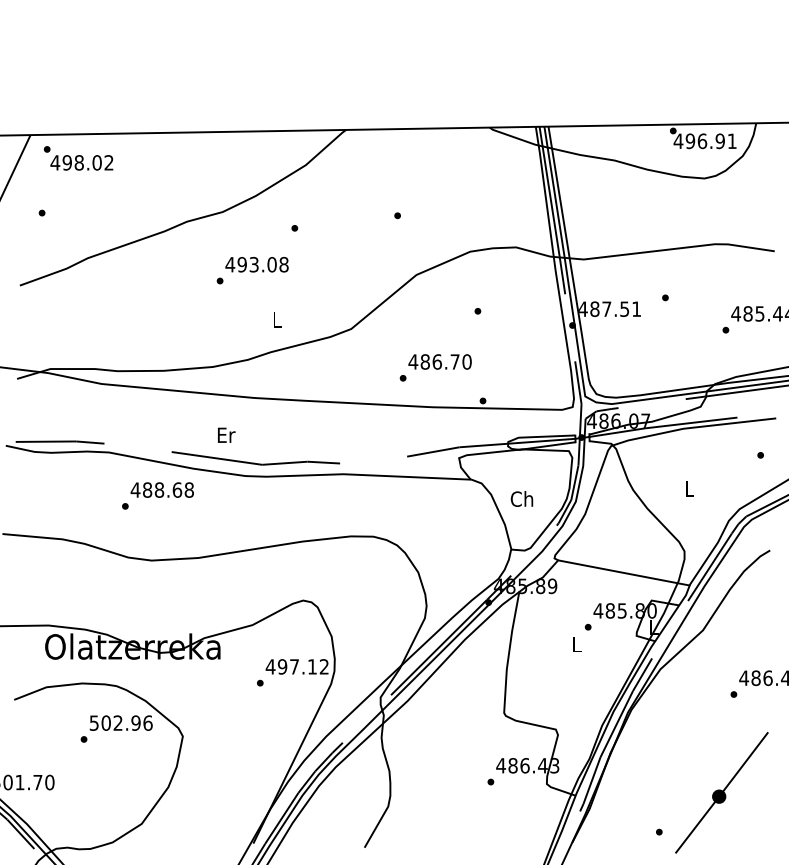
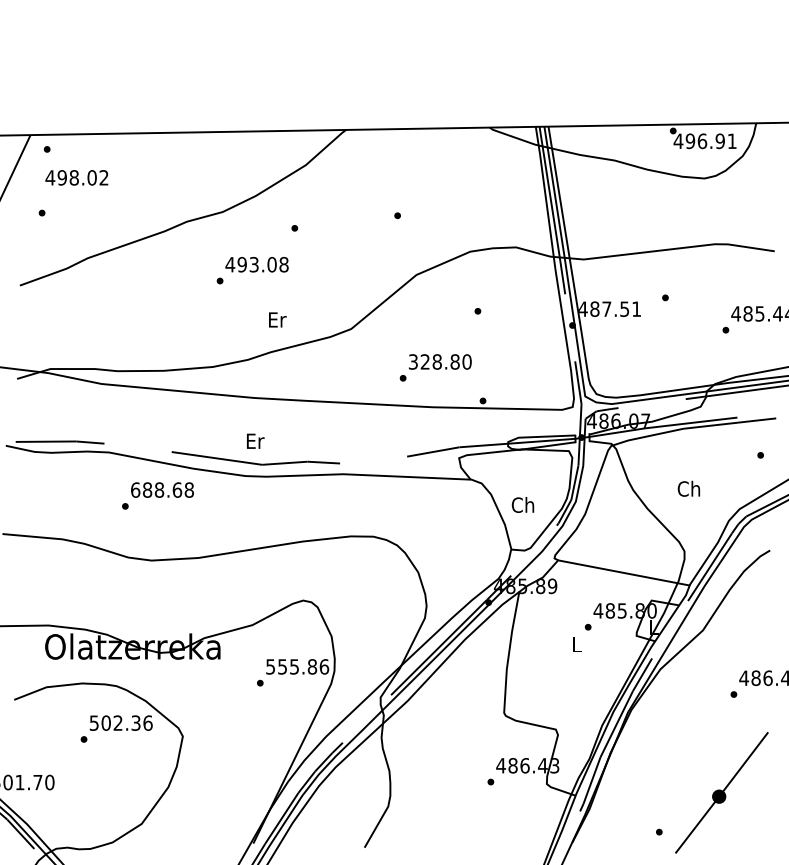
text position: (81, 162) -> (76, 177) (76, 177)
text: L -> Er (277, 319)
text: 486.70 -> 328.80 (433, 361)
text position: (226, 434) -> (255, 440) (255, 440)
text: L -> Ch (688, 488)
text: 488.68 -> 688.68 (135, 489)
text position: (521, 498) -> (522, 504) (522, 504)
text: 497.12 -> 555.86 (297, 666)
text: 502.96 -> 502.36 (135, 722)
